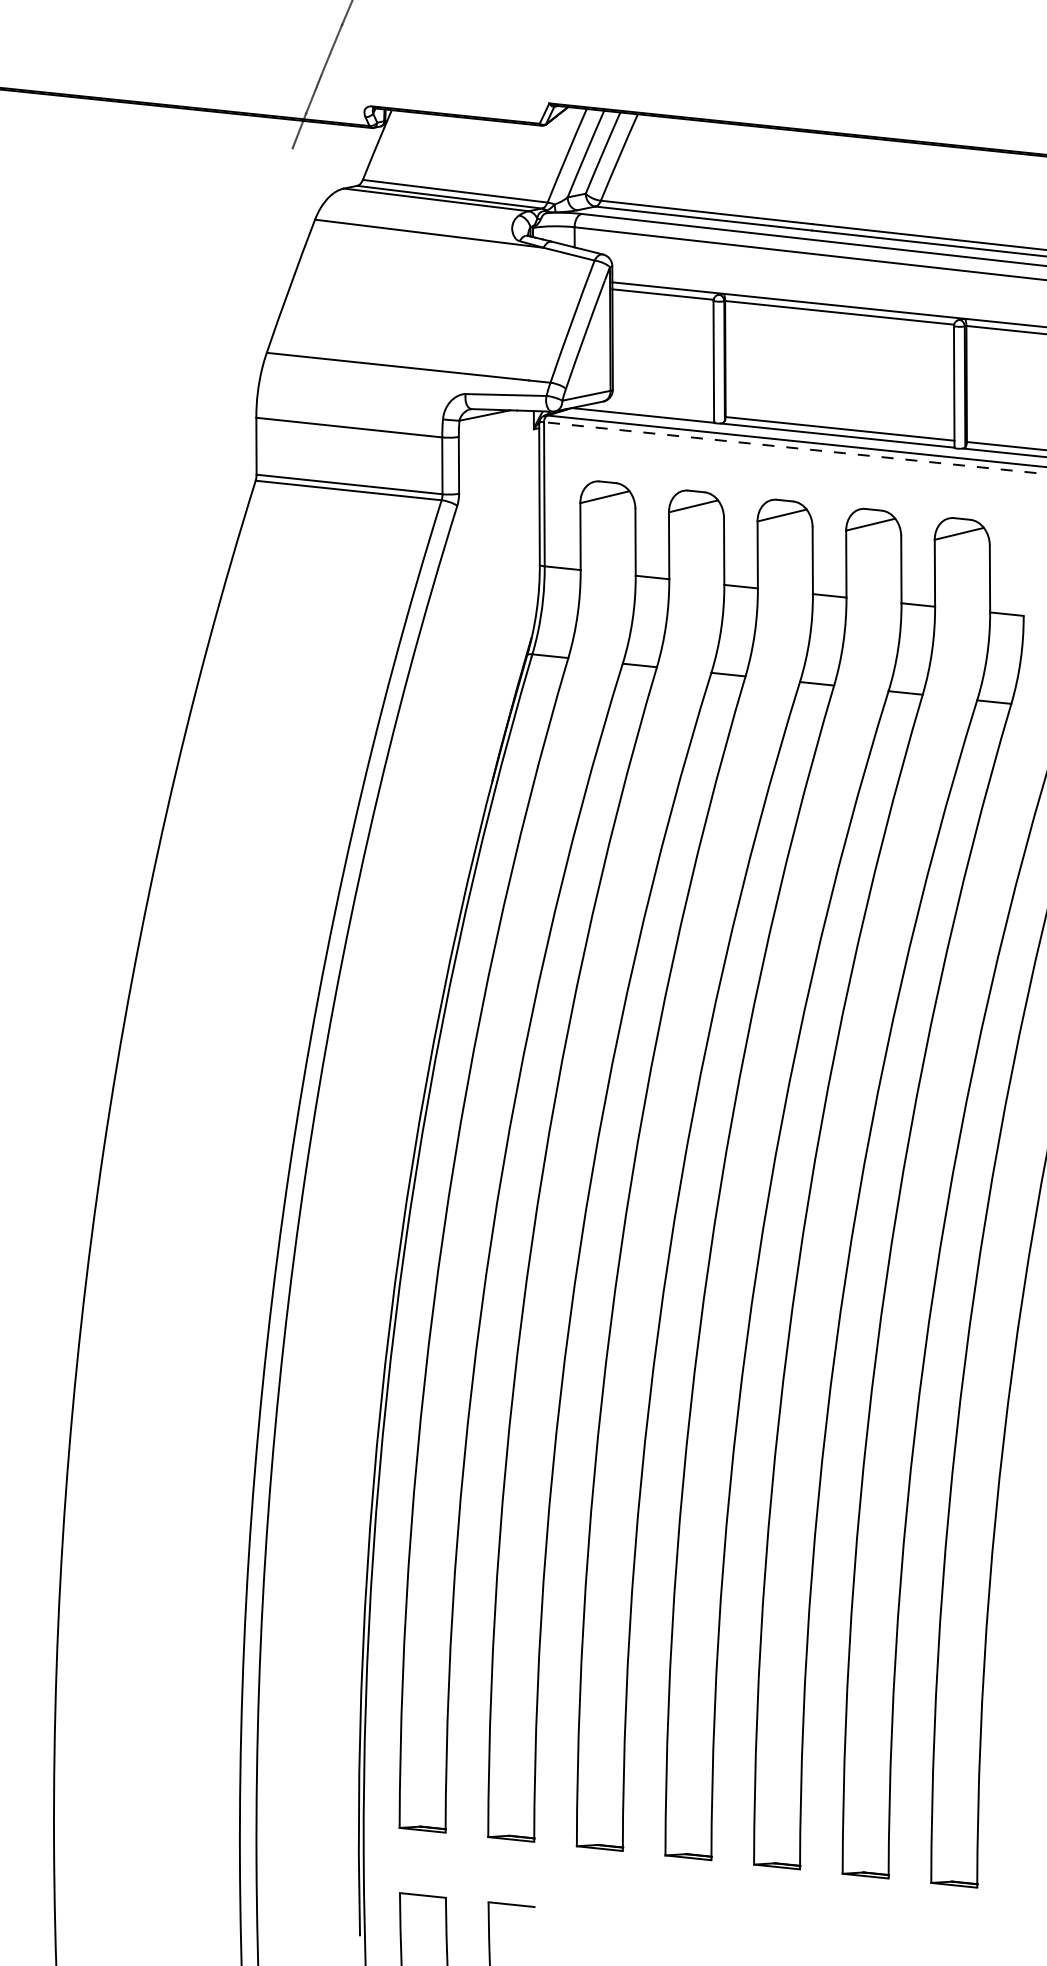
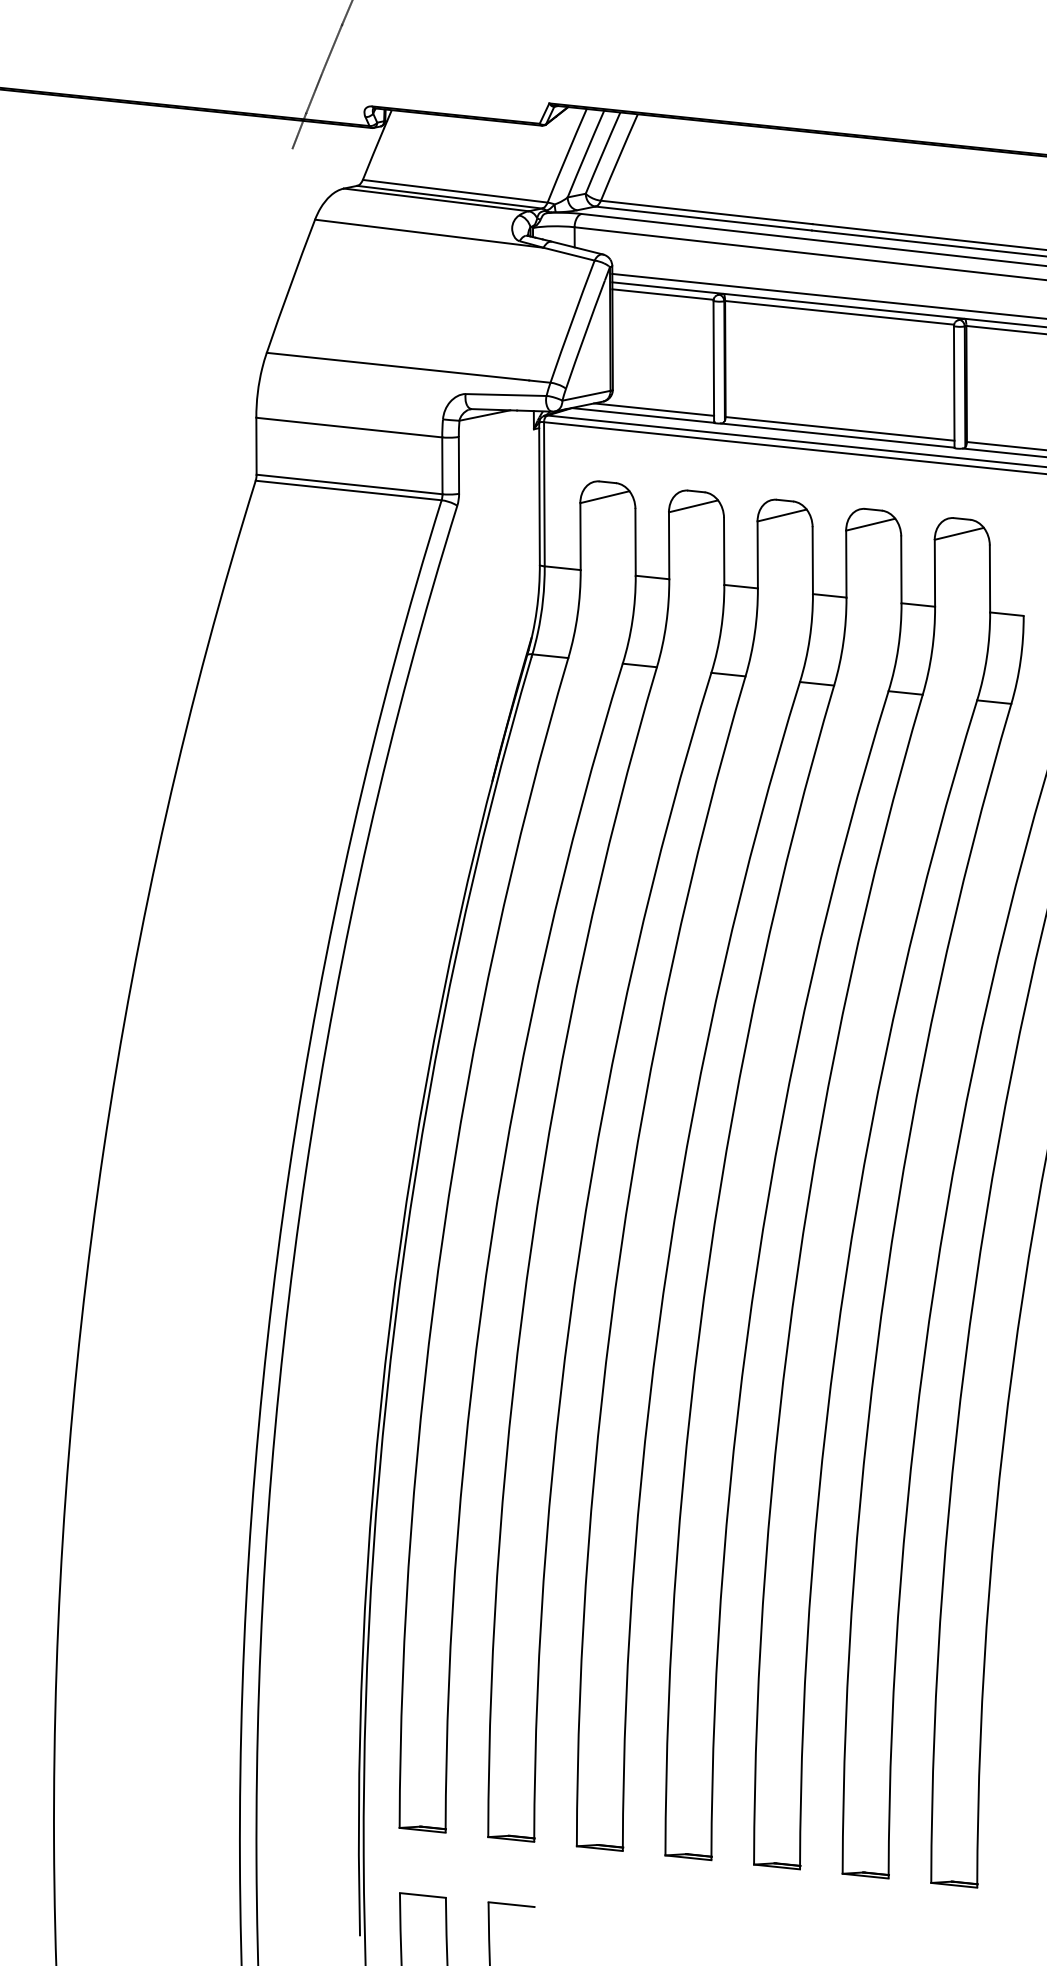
line: none -> present (827, 295)
line: none -> present (654, 409)
line: dashed -> solid (795, 448)
